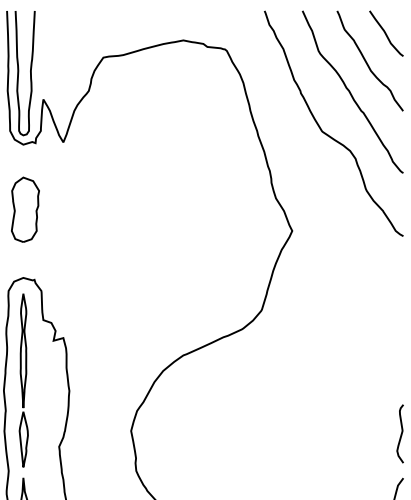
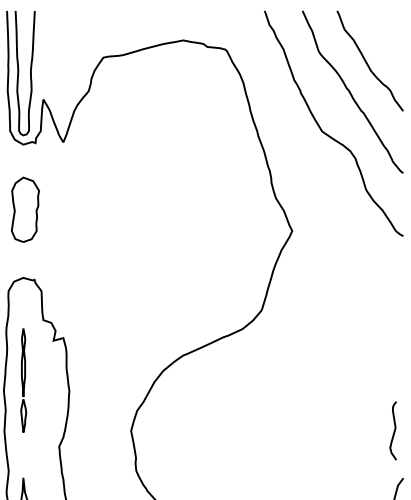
curve: present -> none (386, 33)
part size: 11x175 px -> 8x105 px (23, 380)
curve position: (400, 434) -> (393, 431) (393, 431)
